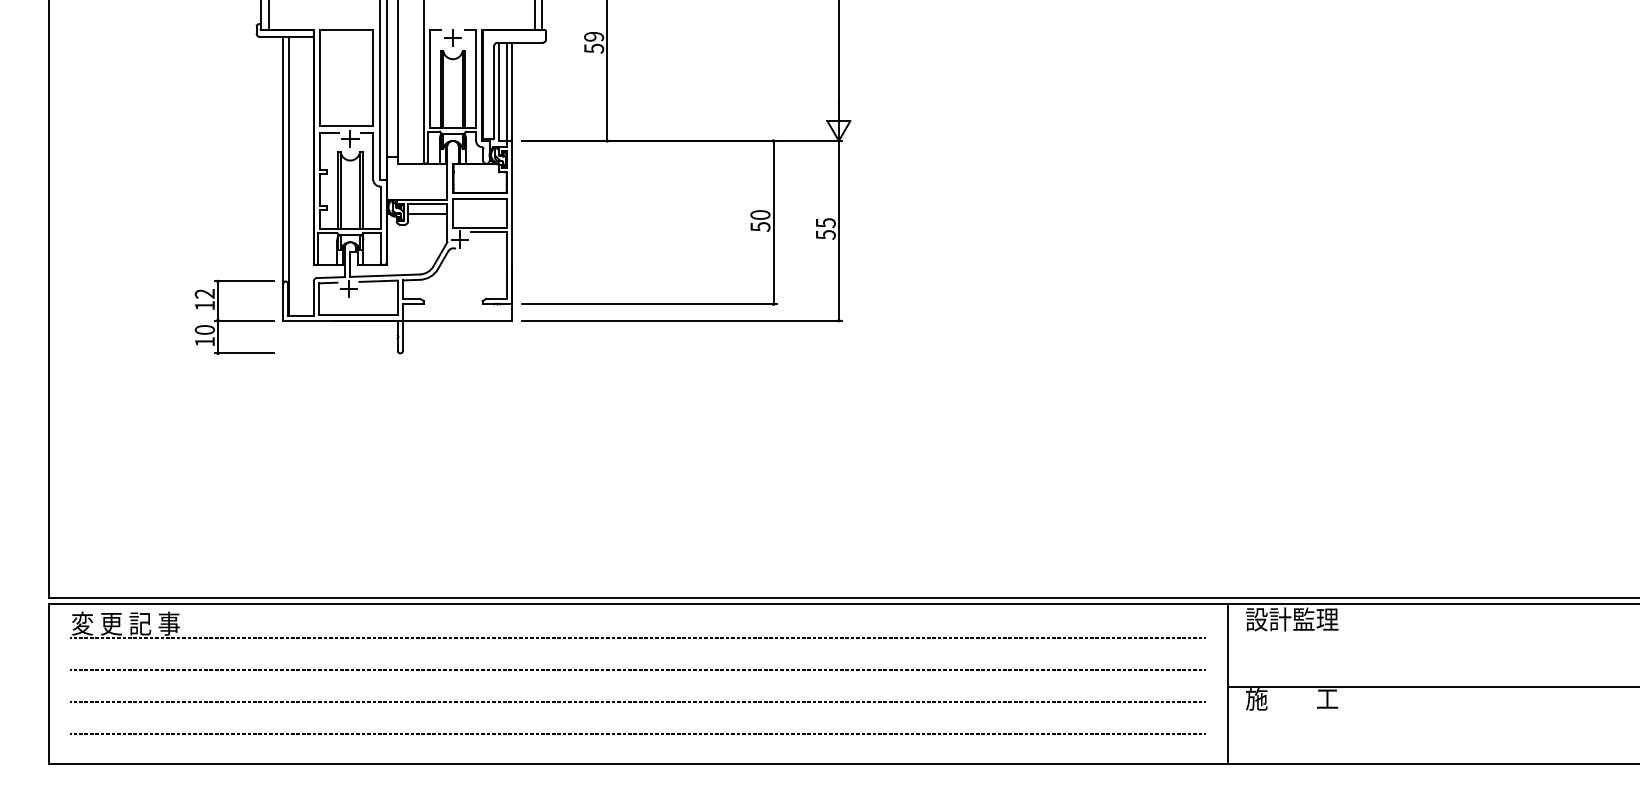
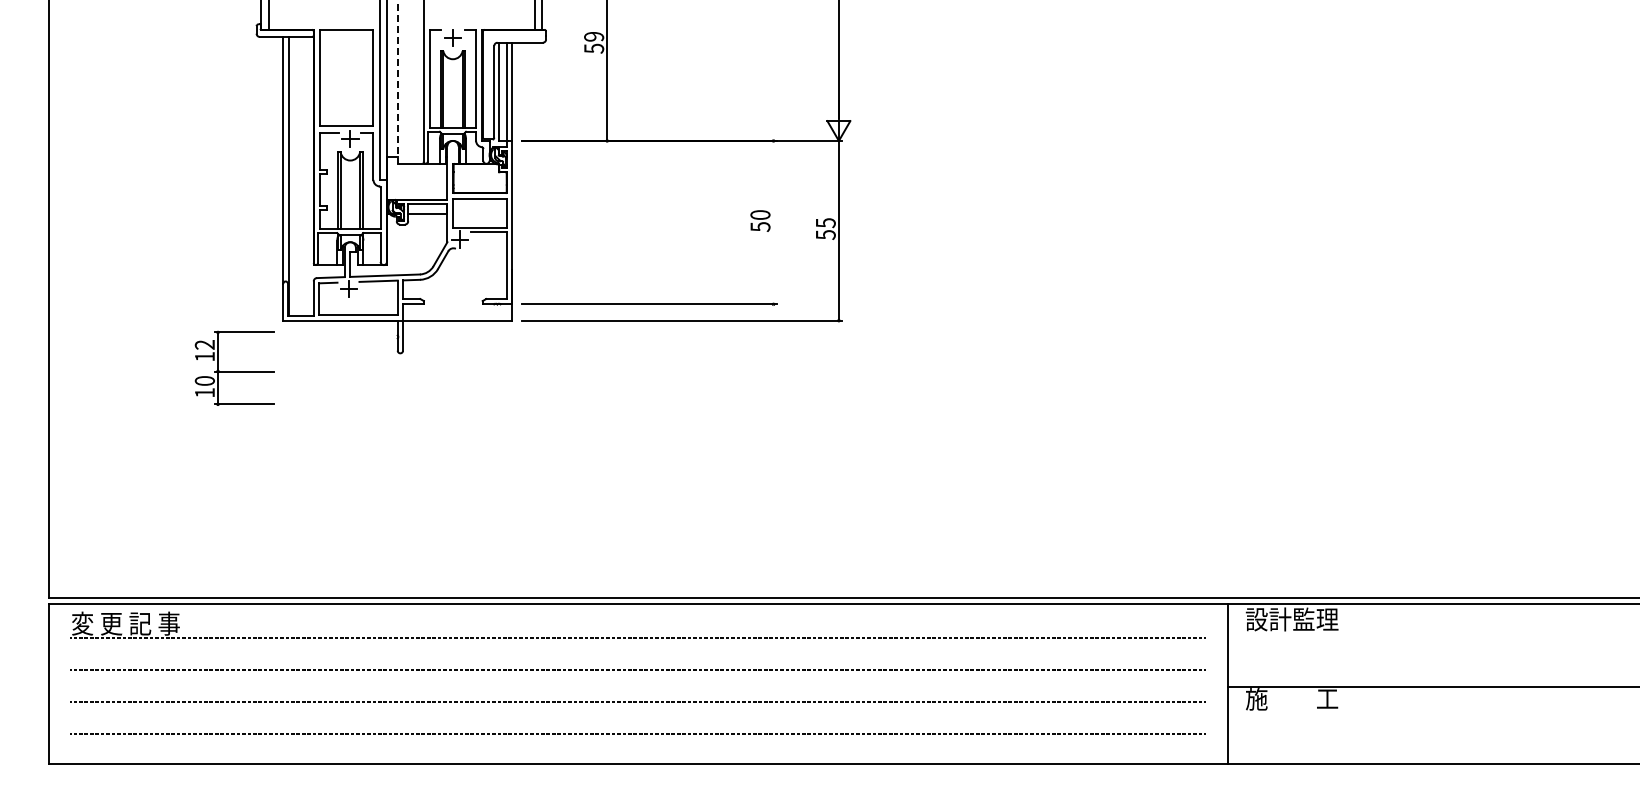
line: solid -> dashed (398, 81)
line: present -> none (773, 222)
part position: (234, 316) -> (234, 367) (234, 367)
